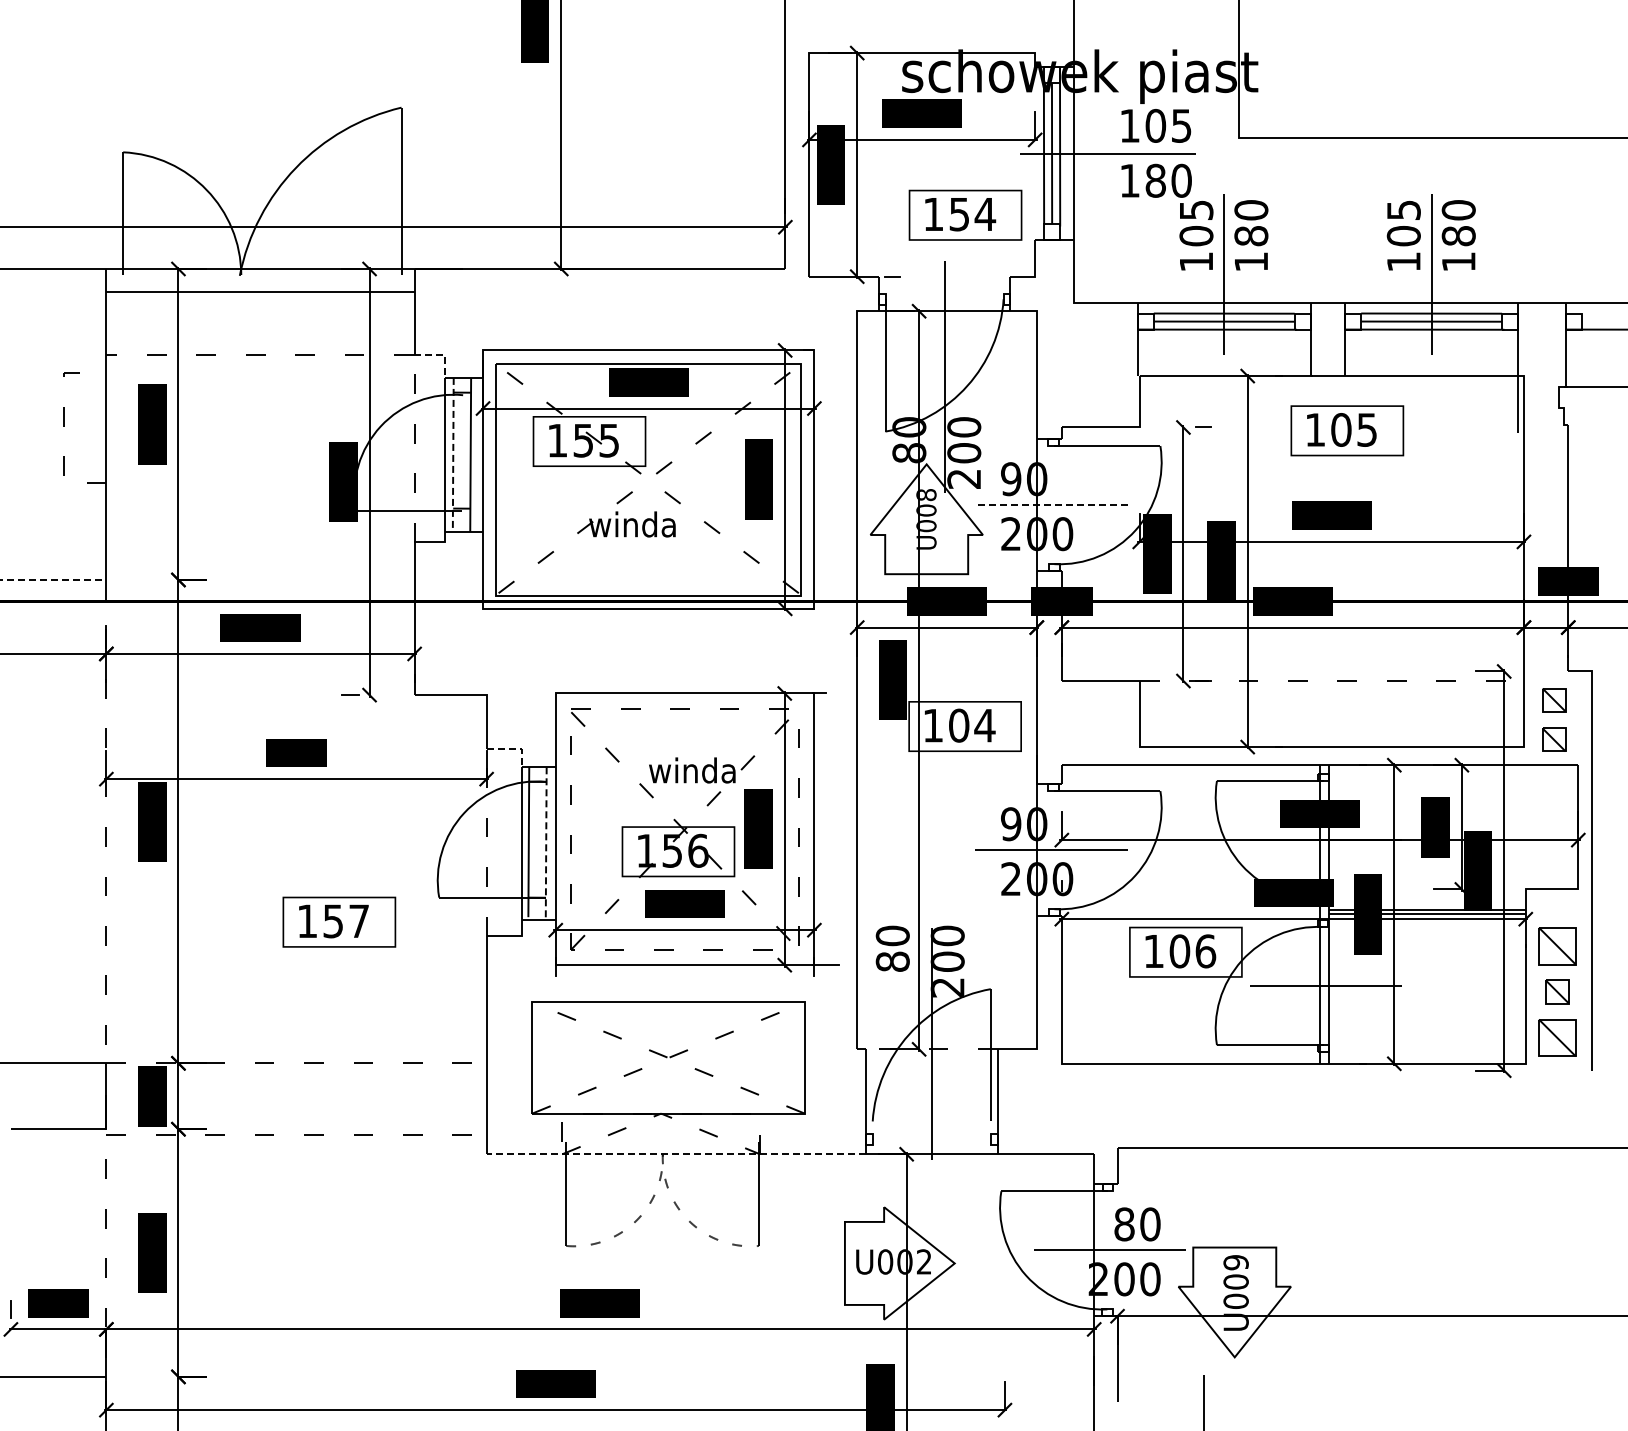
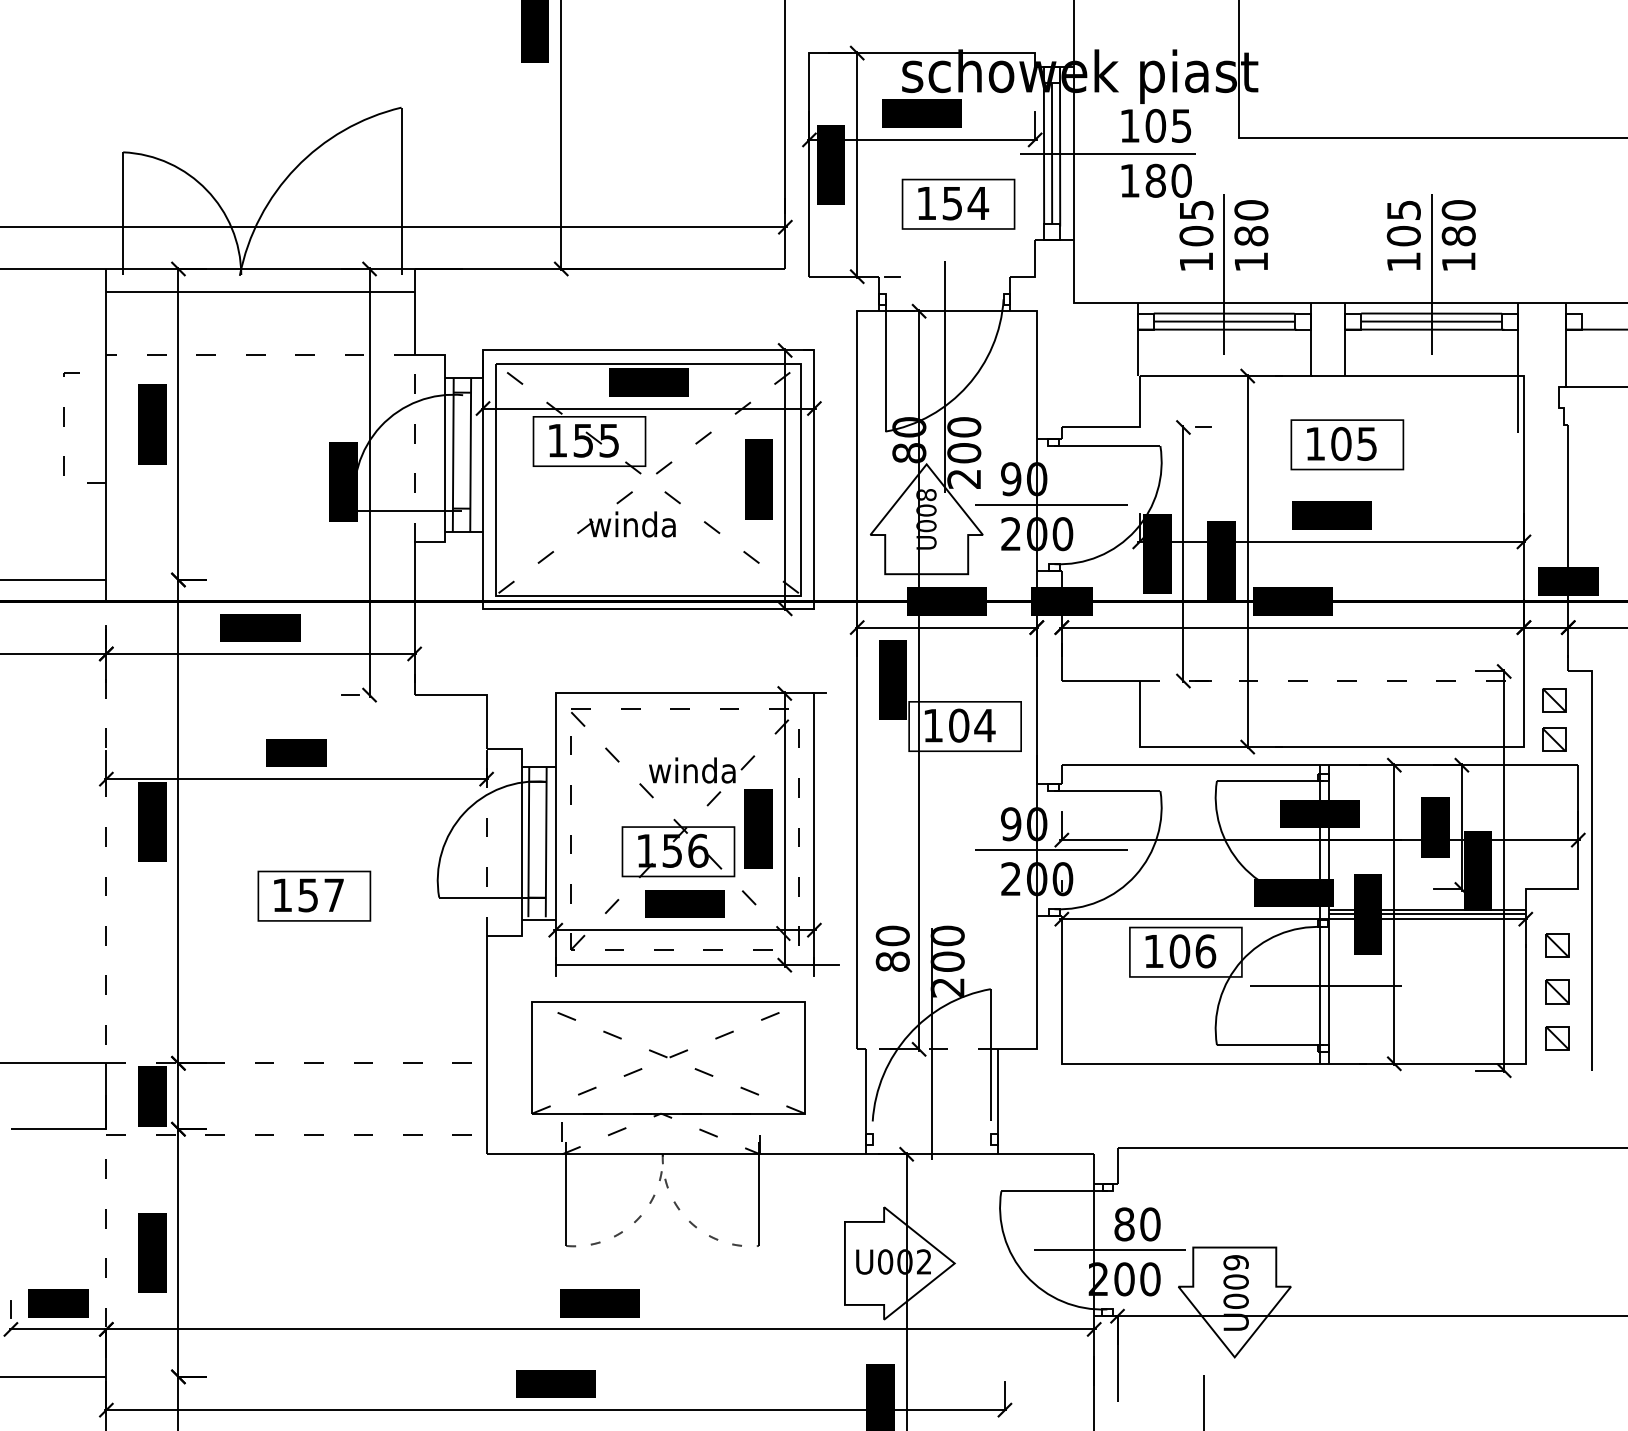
text position: (965, 214) -> (958, 203) (958, 203)
line: dashed -> solid (441, 354)
text position: (1347, 430) -> (1347, 444) (1347, 444)
line: dashed -> solid (453, 454)
line: dashed -> solid (1051, 505)
line: dashed -> solid (53, 579)
line: dashed -> solid (514, 748)
line: dashed -> solid (546, 842)
text position: (339, 921) -> (314, 895) (314, 895)
part size: 39x39 px -> 25x25 px (1557, 945)
part size: 39x38 px -> 25x25 px (1557, 1038)
line: dashed -> solid (676, 1154)
